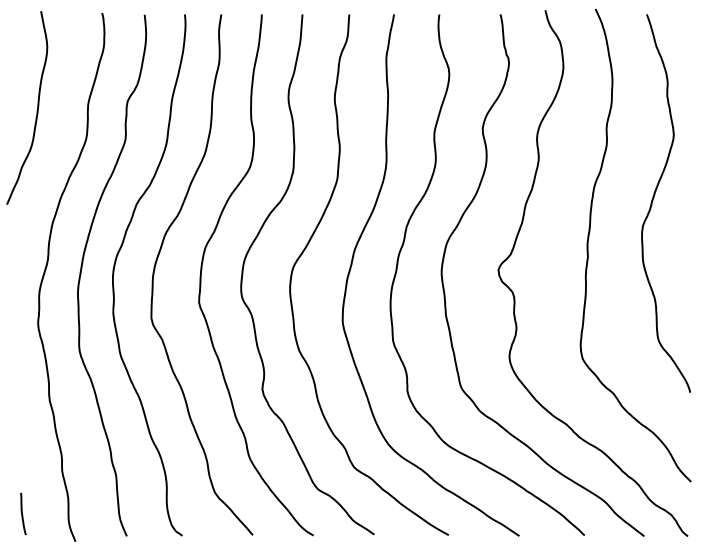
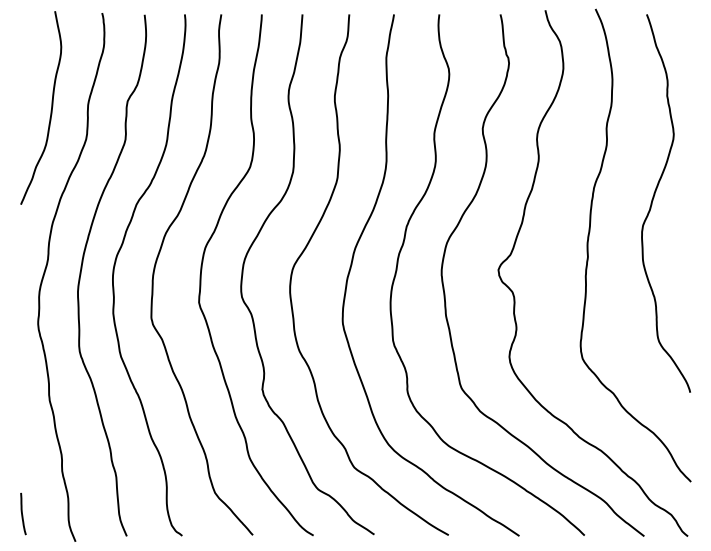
curve position: (36, 110) -> (50, 110) (50, 110)
